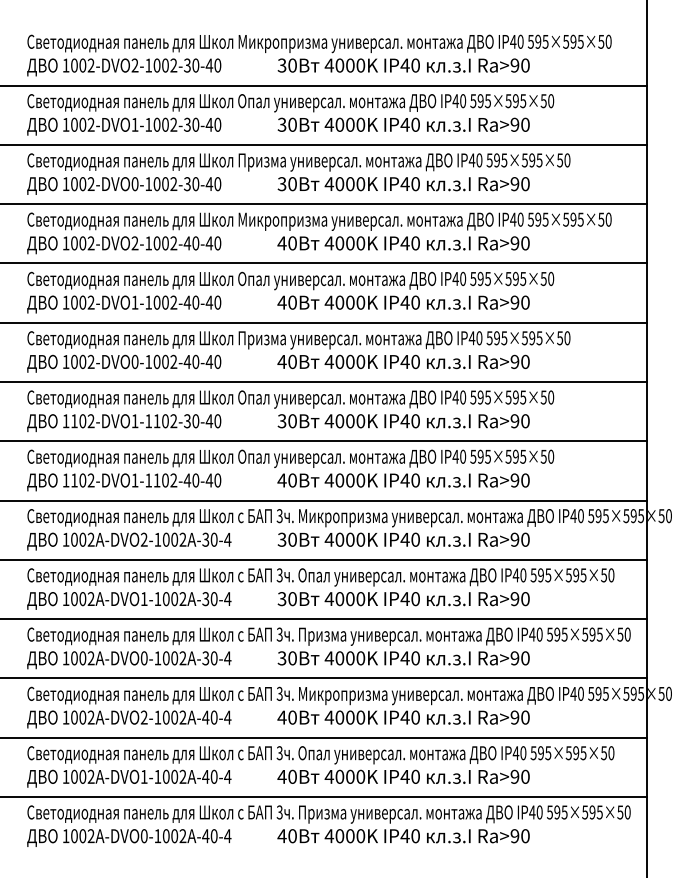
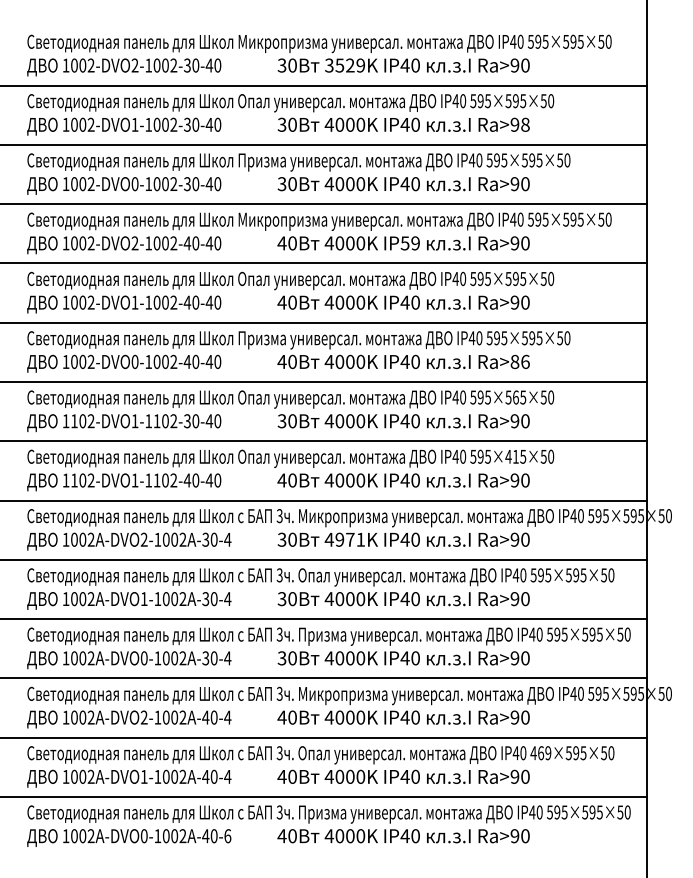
text: 4000K -> 3529K (344, 65)
text: Ra>90 -> Ra>98 (525, 124)
text: IP40 -> IP59 (409, 243)
text: Ra>90 -> Ra>86 (519, 362)
text: 595×595×50 -> 595×565×50 (515, 397)
text: 595×595×50 -> 595×415×50 (511, 456)
text: 4000K -> 4971K (350, 539)
text: 595×595×50 -> 469×595×50 (540, 753)
text: -DVO0-1002A-40-4 -> -DVO0-1002A-40-6 (227, 836)
